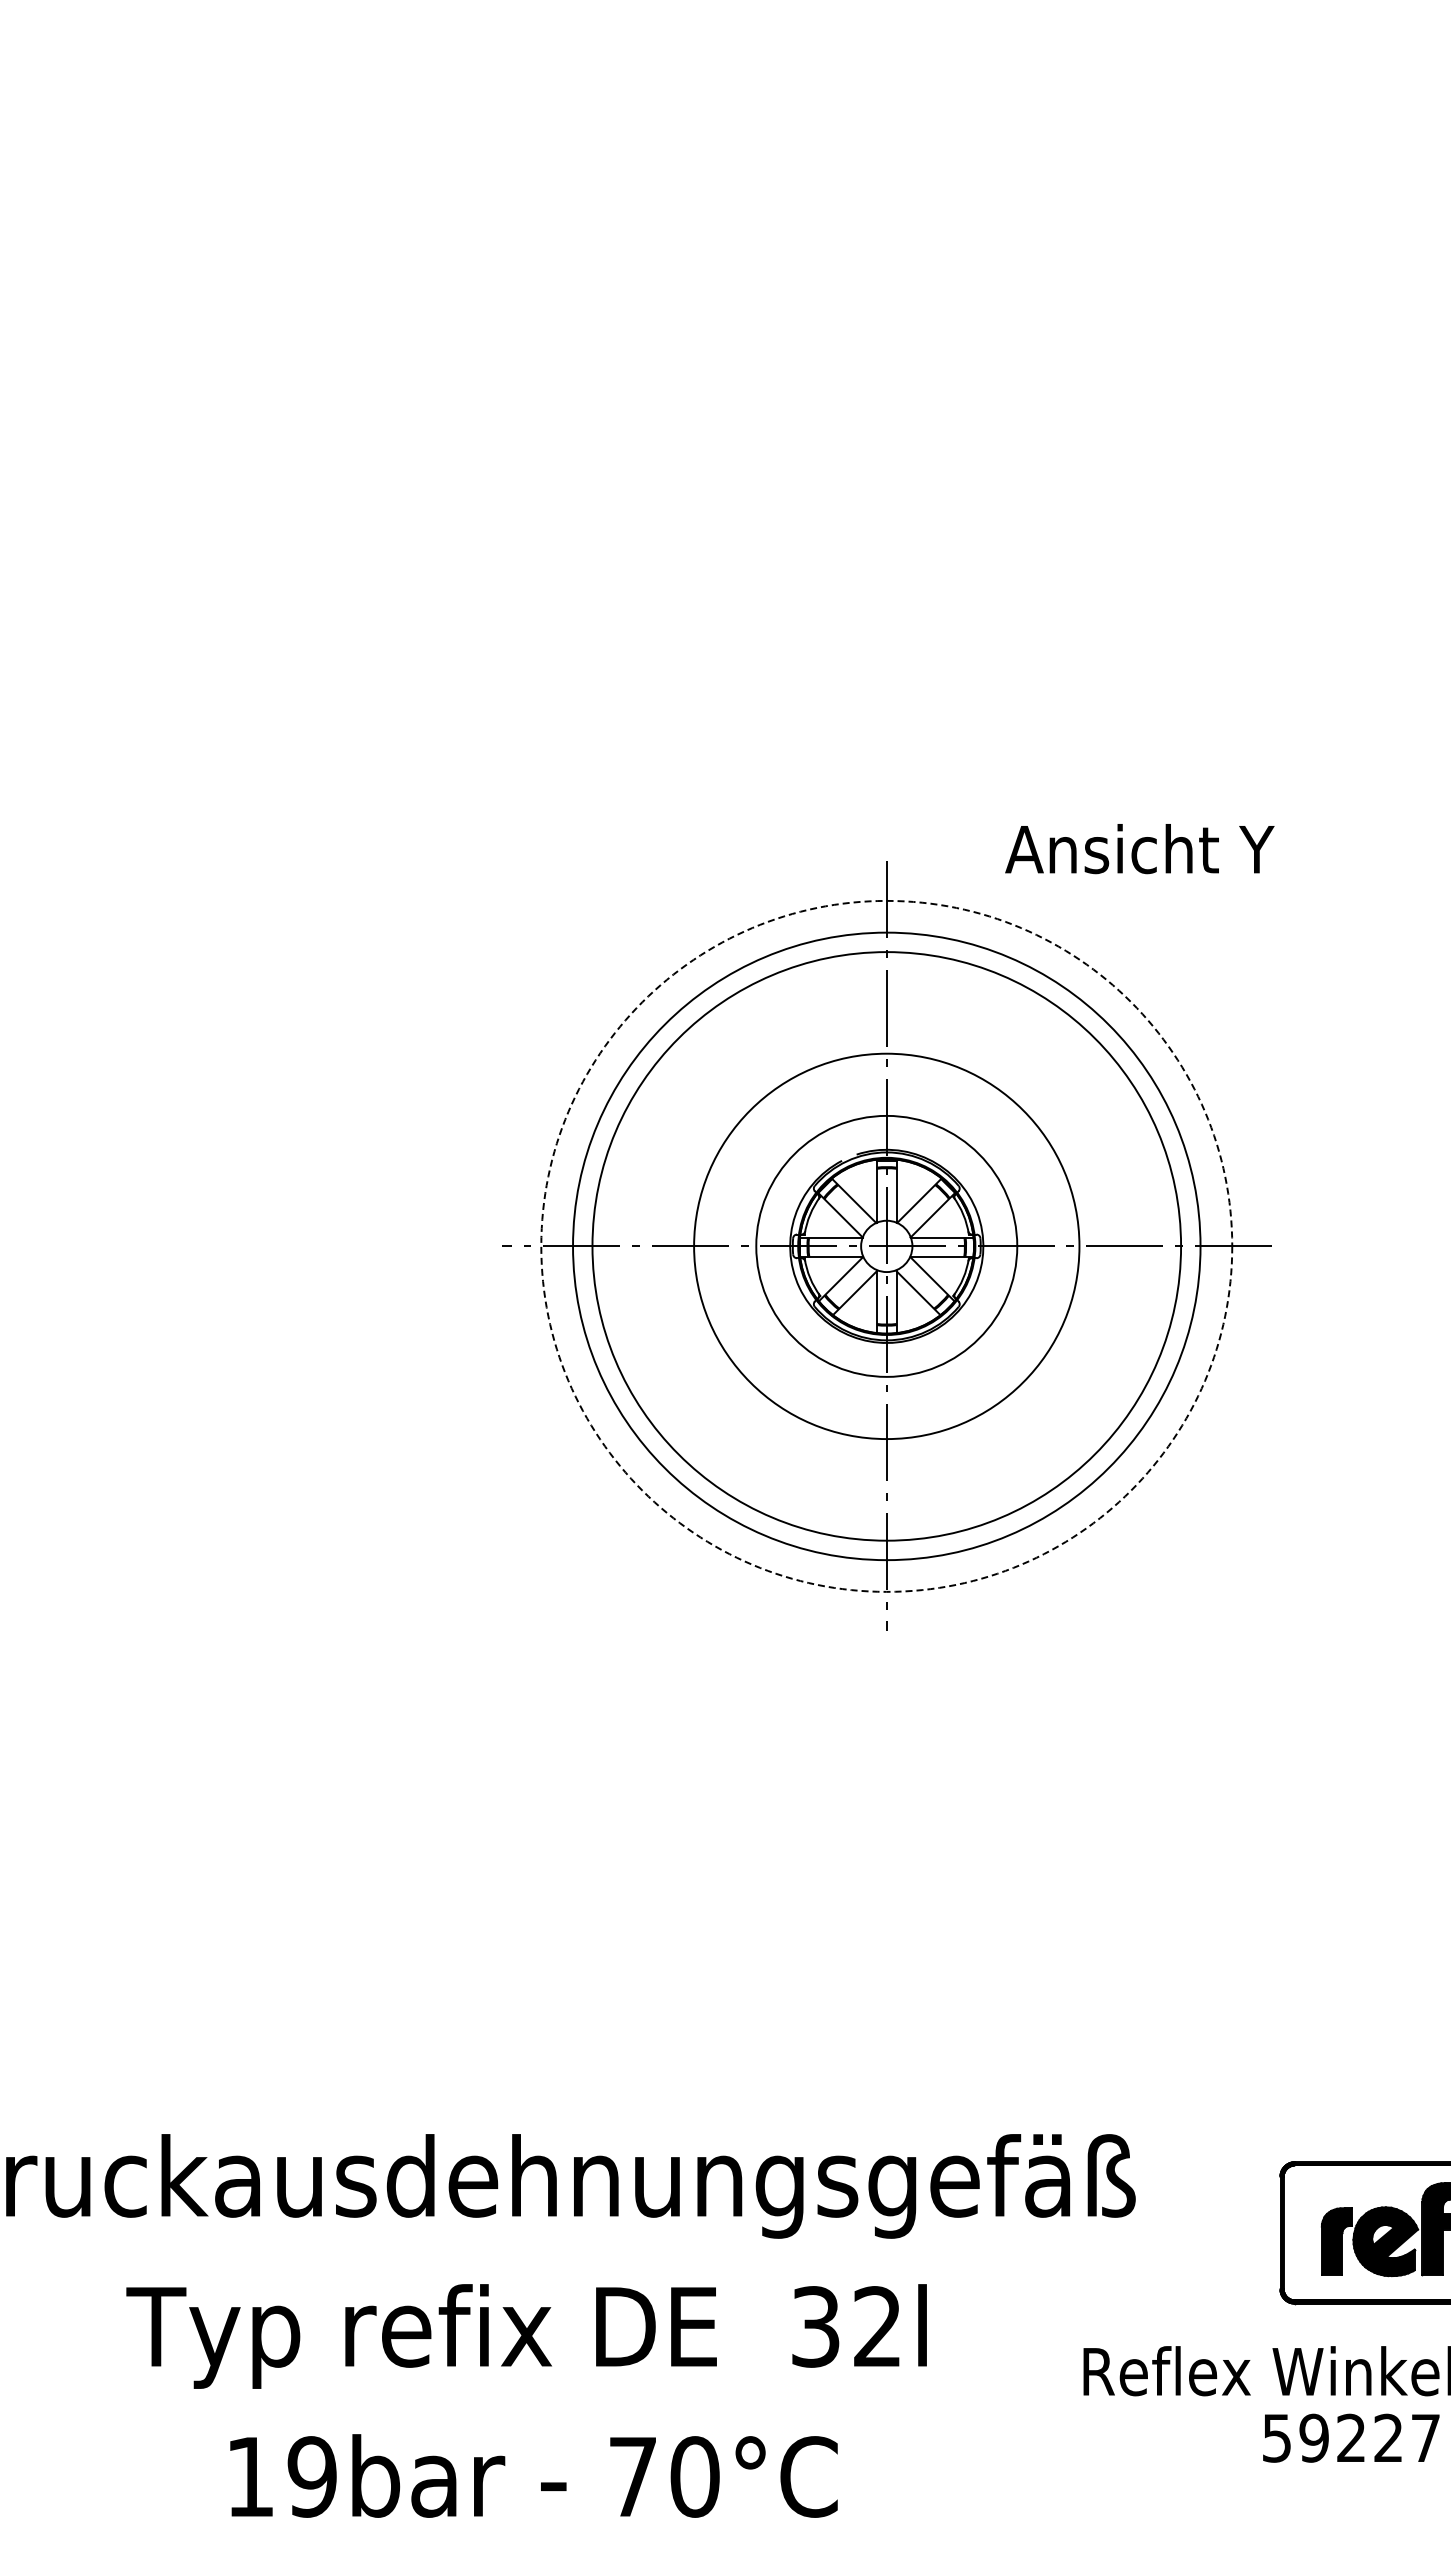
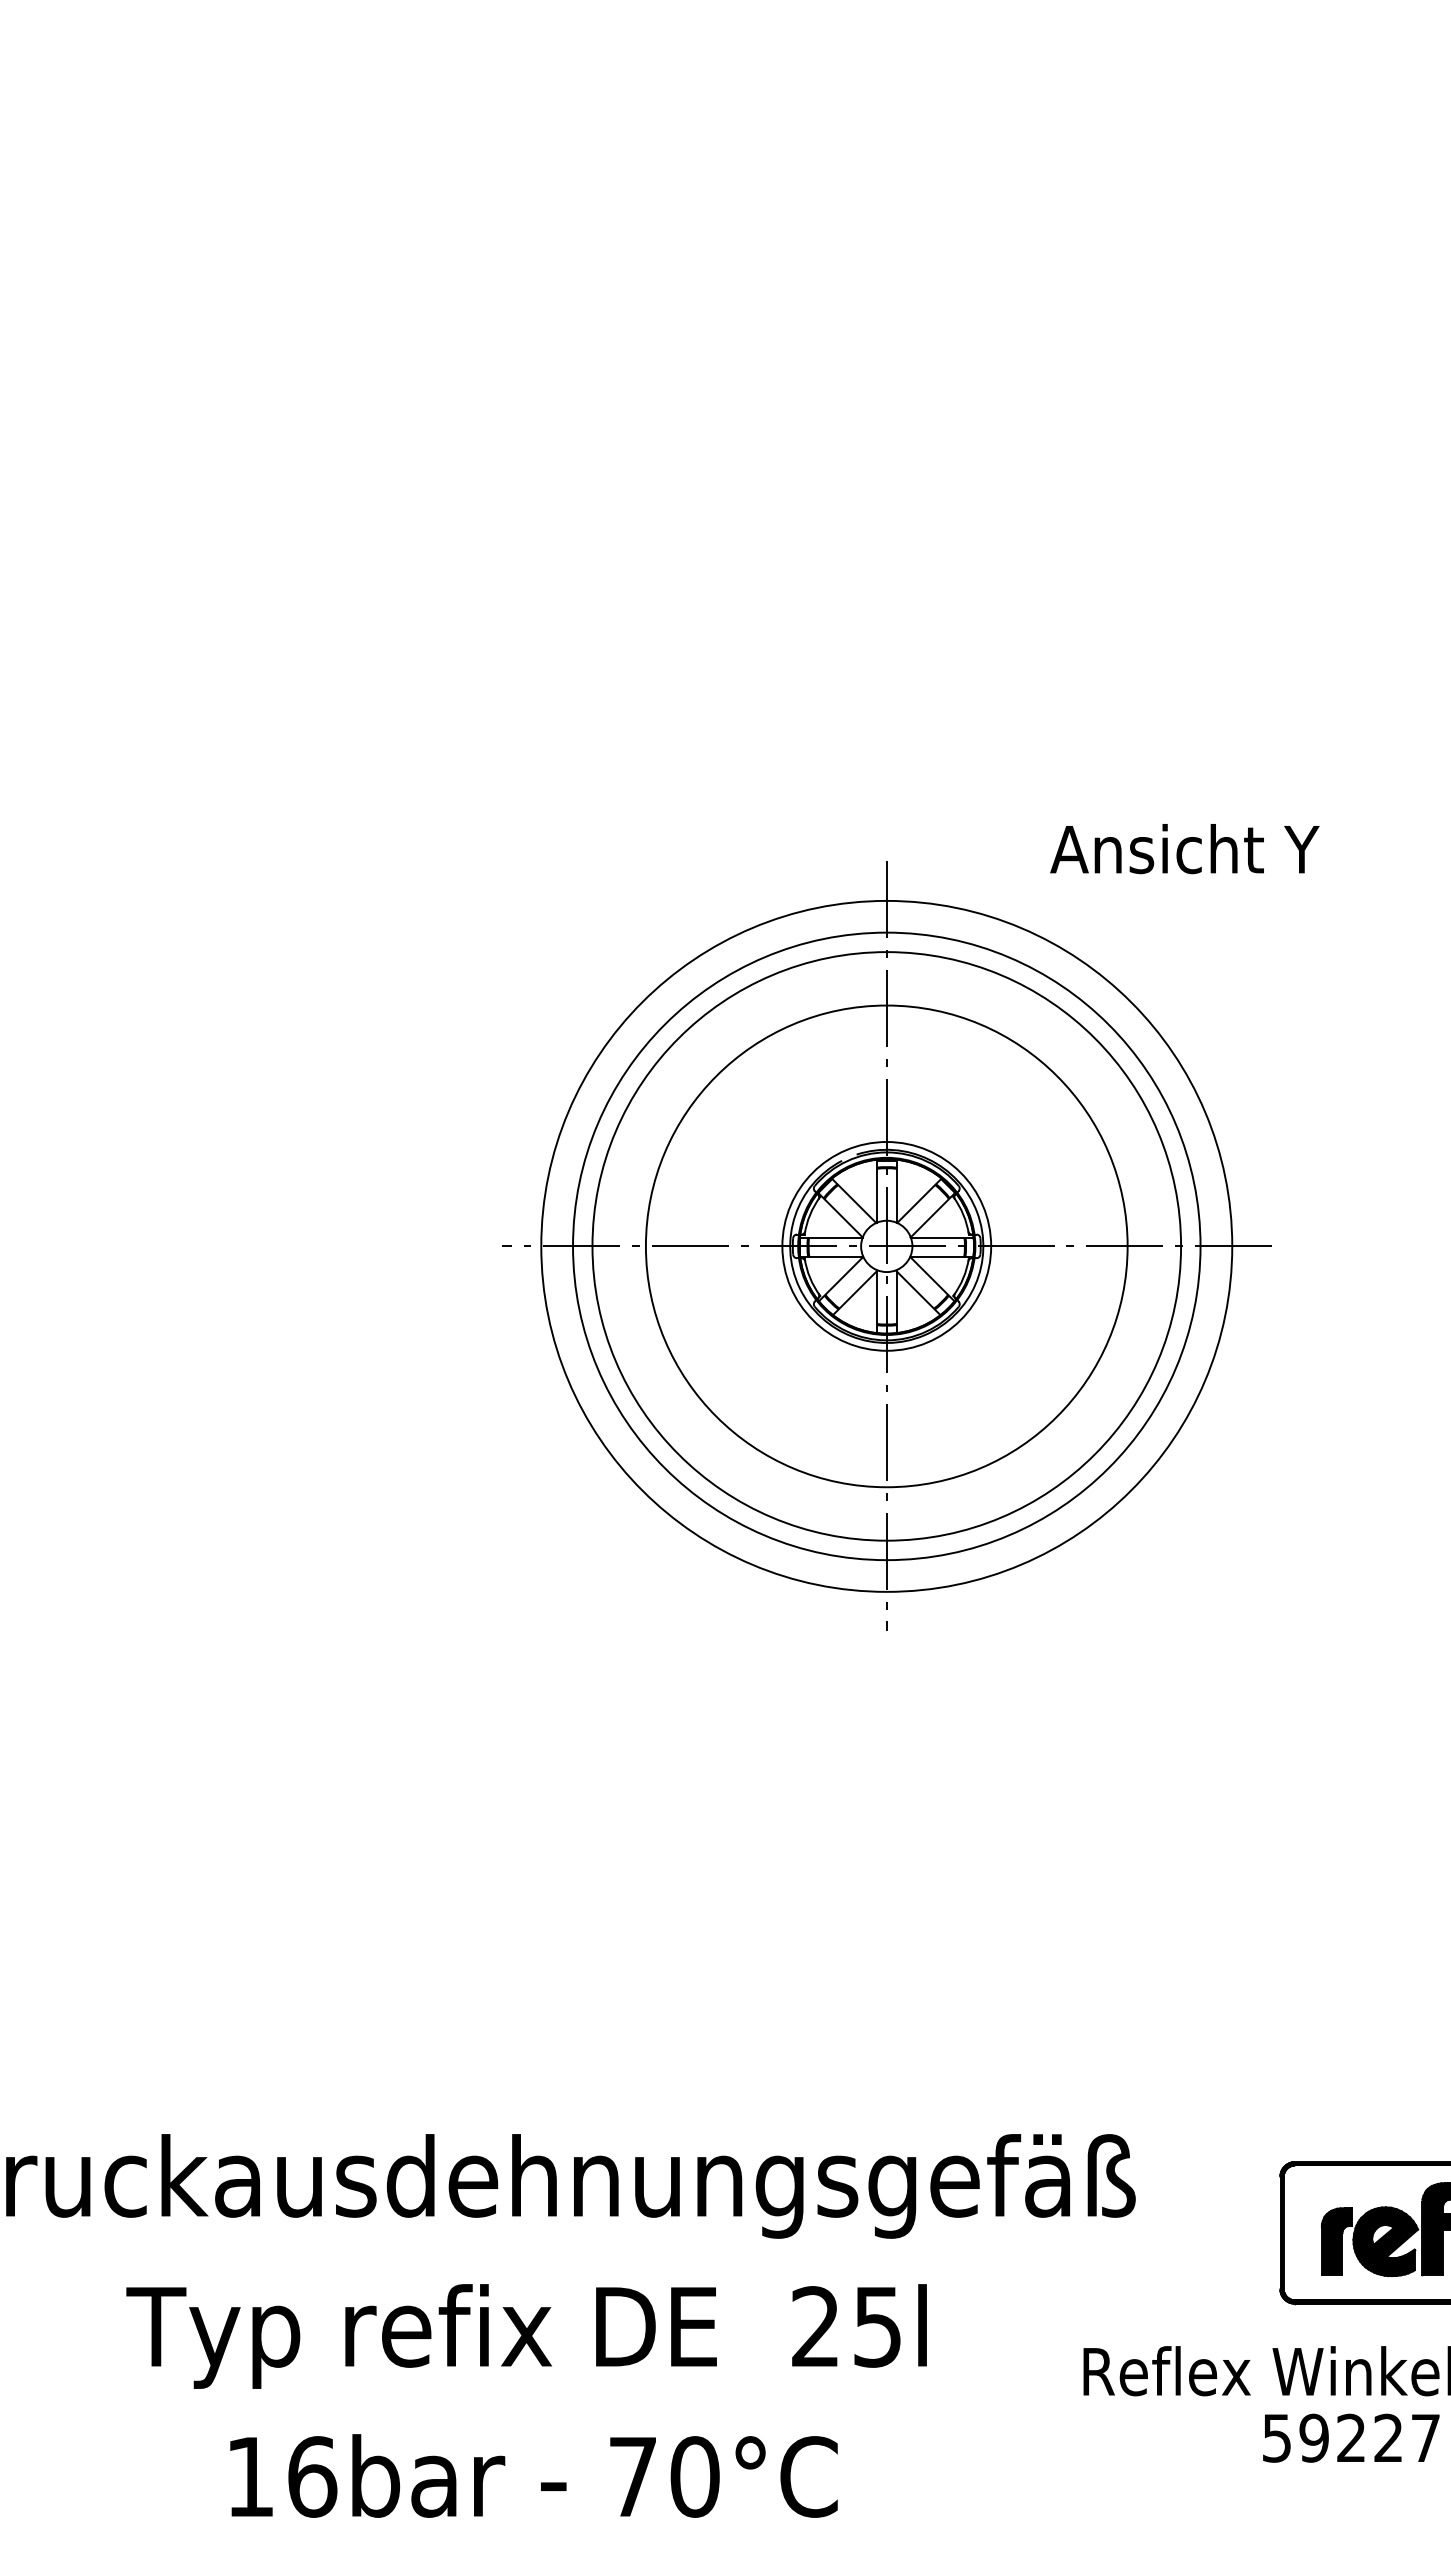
text position: (1139, 849) -> (1184, 849) (1184, 849)
circle diameter: 261 px -> 209 px (886, 1246)
circle: dashed -> solid (886, 1245)
circle diameter: 385 px -> 482 px (886, 1246)
text: 32l -> 25l (846, 2326)
text: 19bar -> 16bar (312, 2476)
